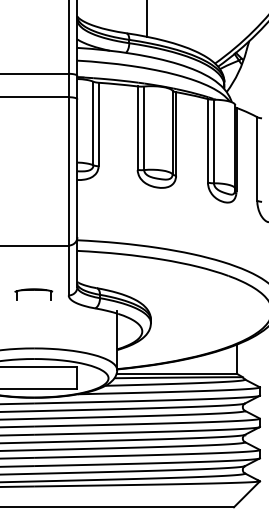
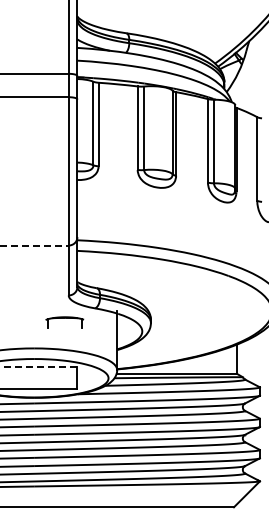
line: present -> none (146, 19)
line: solid -> dashed (35, 245)
part position: (33, 294) -> (64, 322) (64, 322)
line: solid -> dashed (38, 366)
